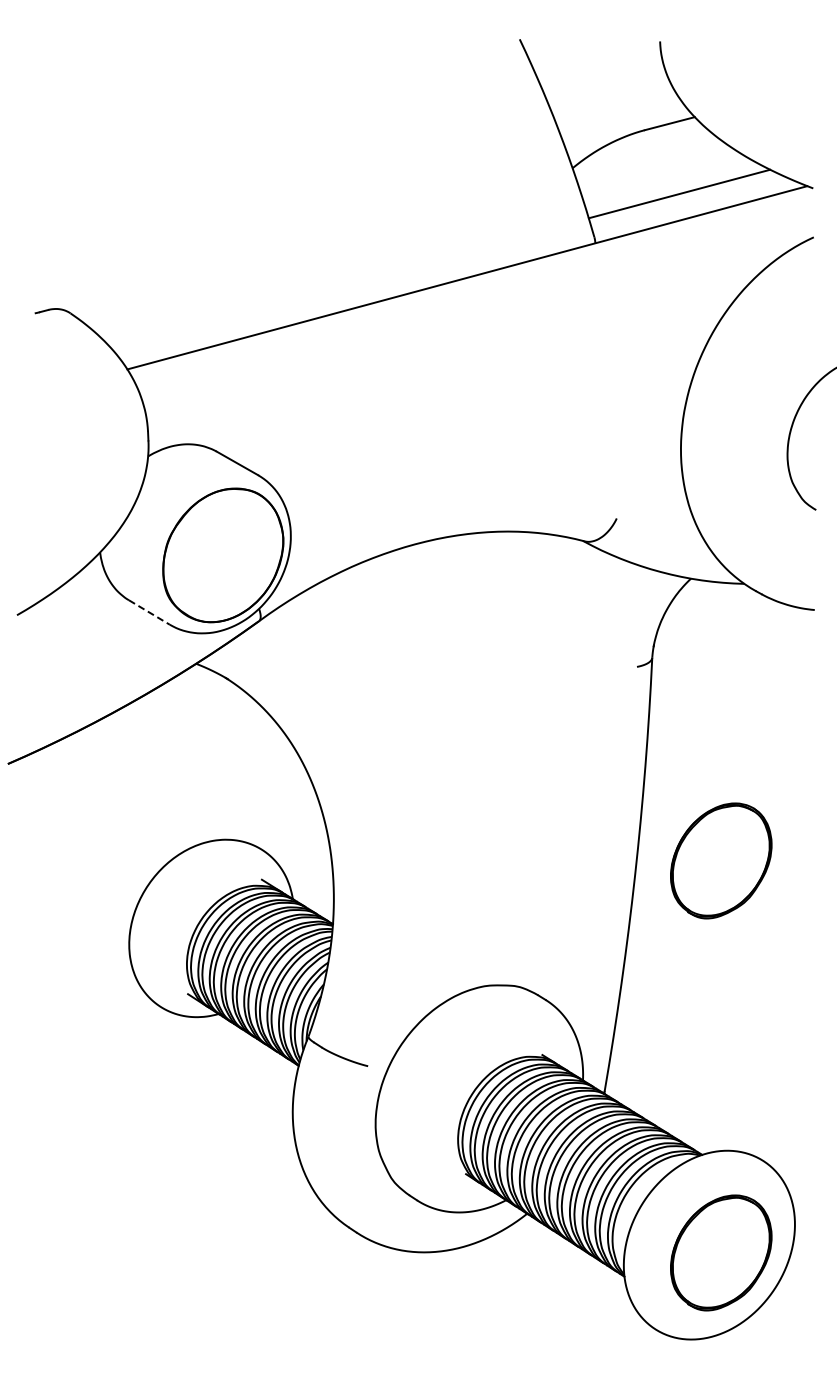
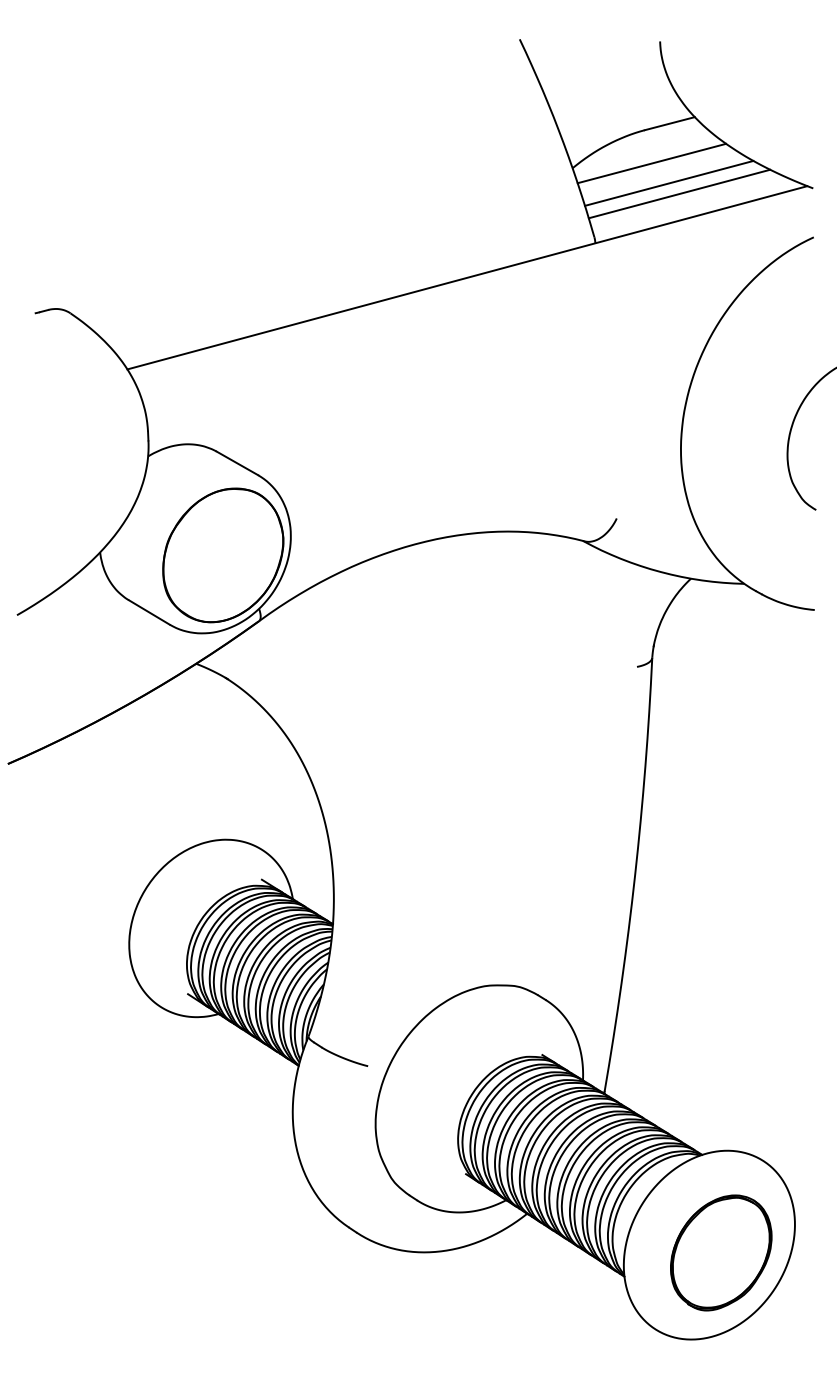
line: none -> present (651, 163)
line: none -> present (669, 182)
line: dashed -> solid (149, 612)
part: present -> none (721, 860)
